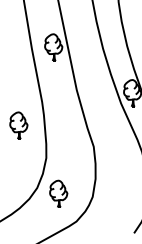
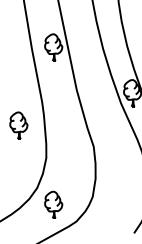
part position: (58, 193) -> (53, 204) (53, 204)
